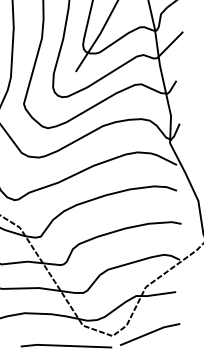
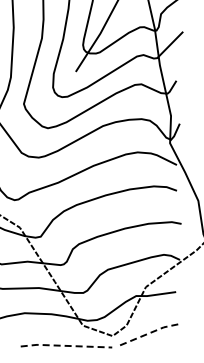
line: solid -> dashed (150, 332)
line: solid -> dashed (65, 345)
